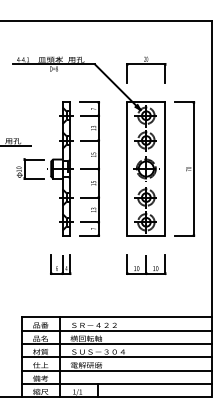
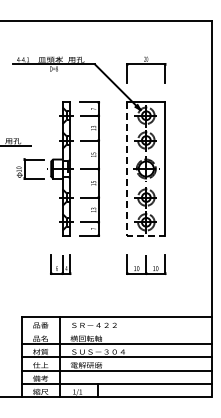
part: present -> none (184, 168)
line: solid -> dashed (127, 188)
line: present -> none (116, 330)
